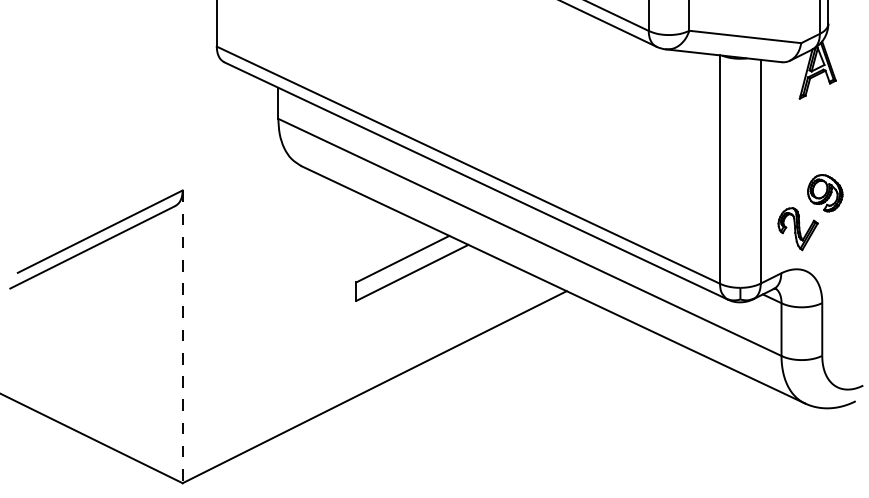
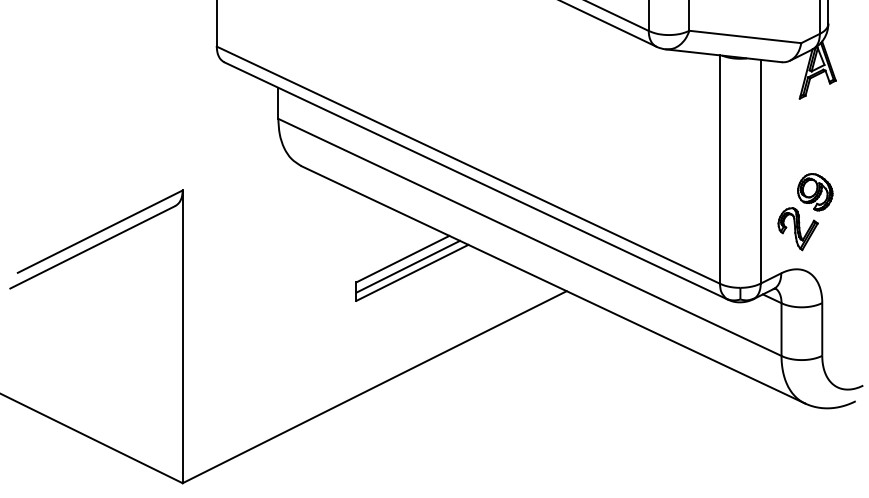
part position: (825, 193) -> (815, 192) (815, 192)
line: none -> present (408, 266)
line: dashed -> solid (182, 337)
